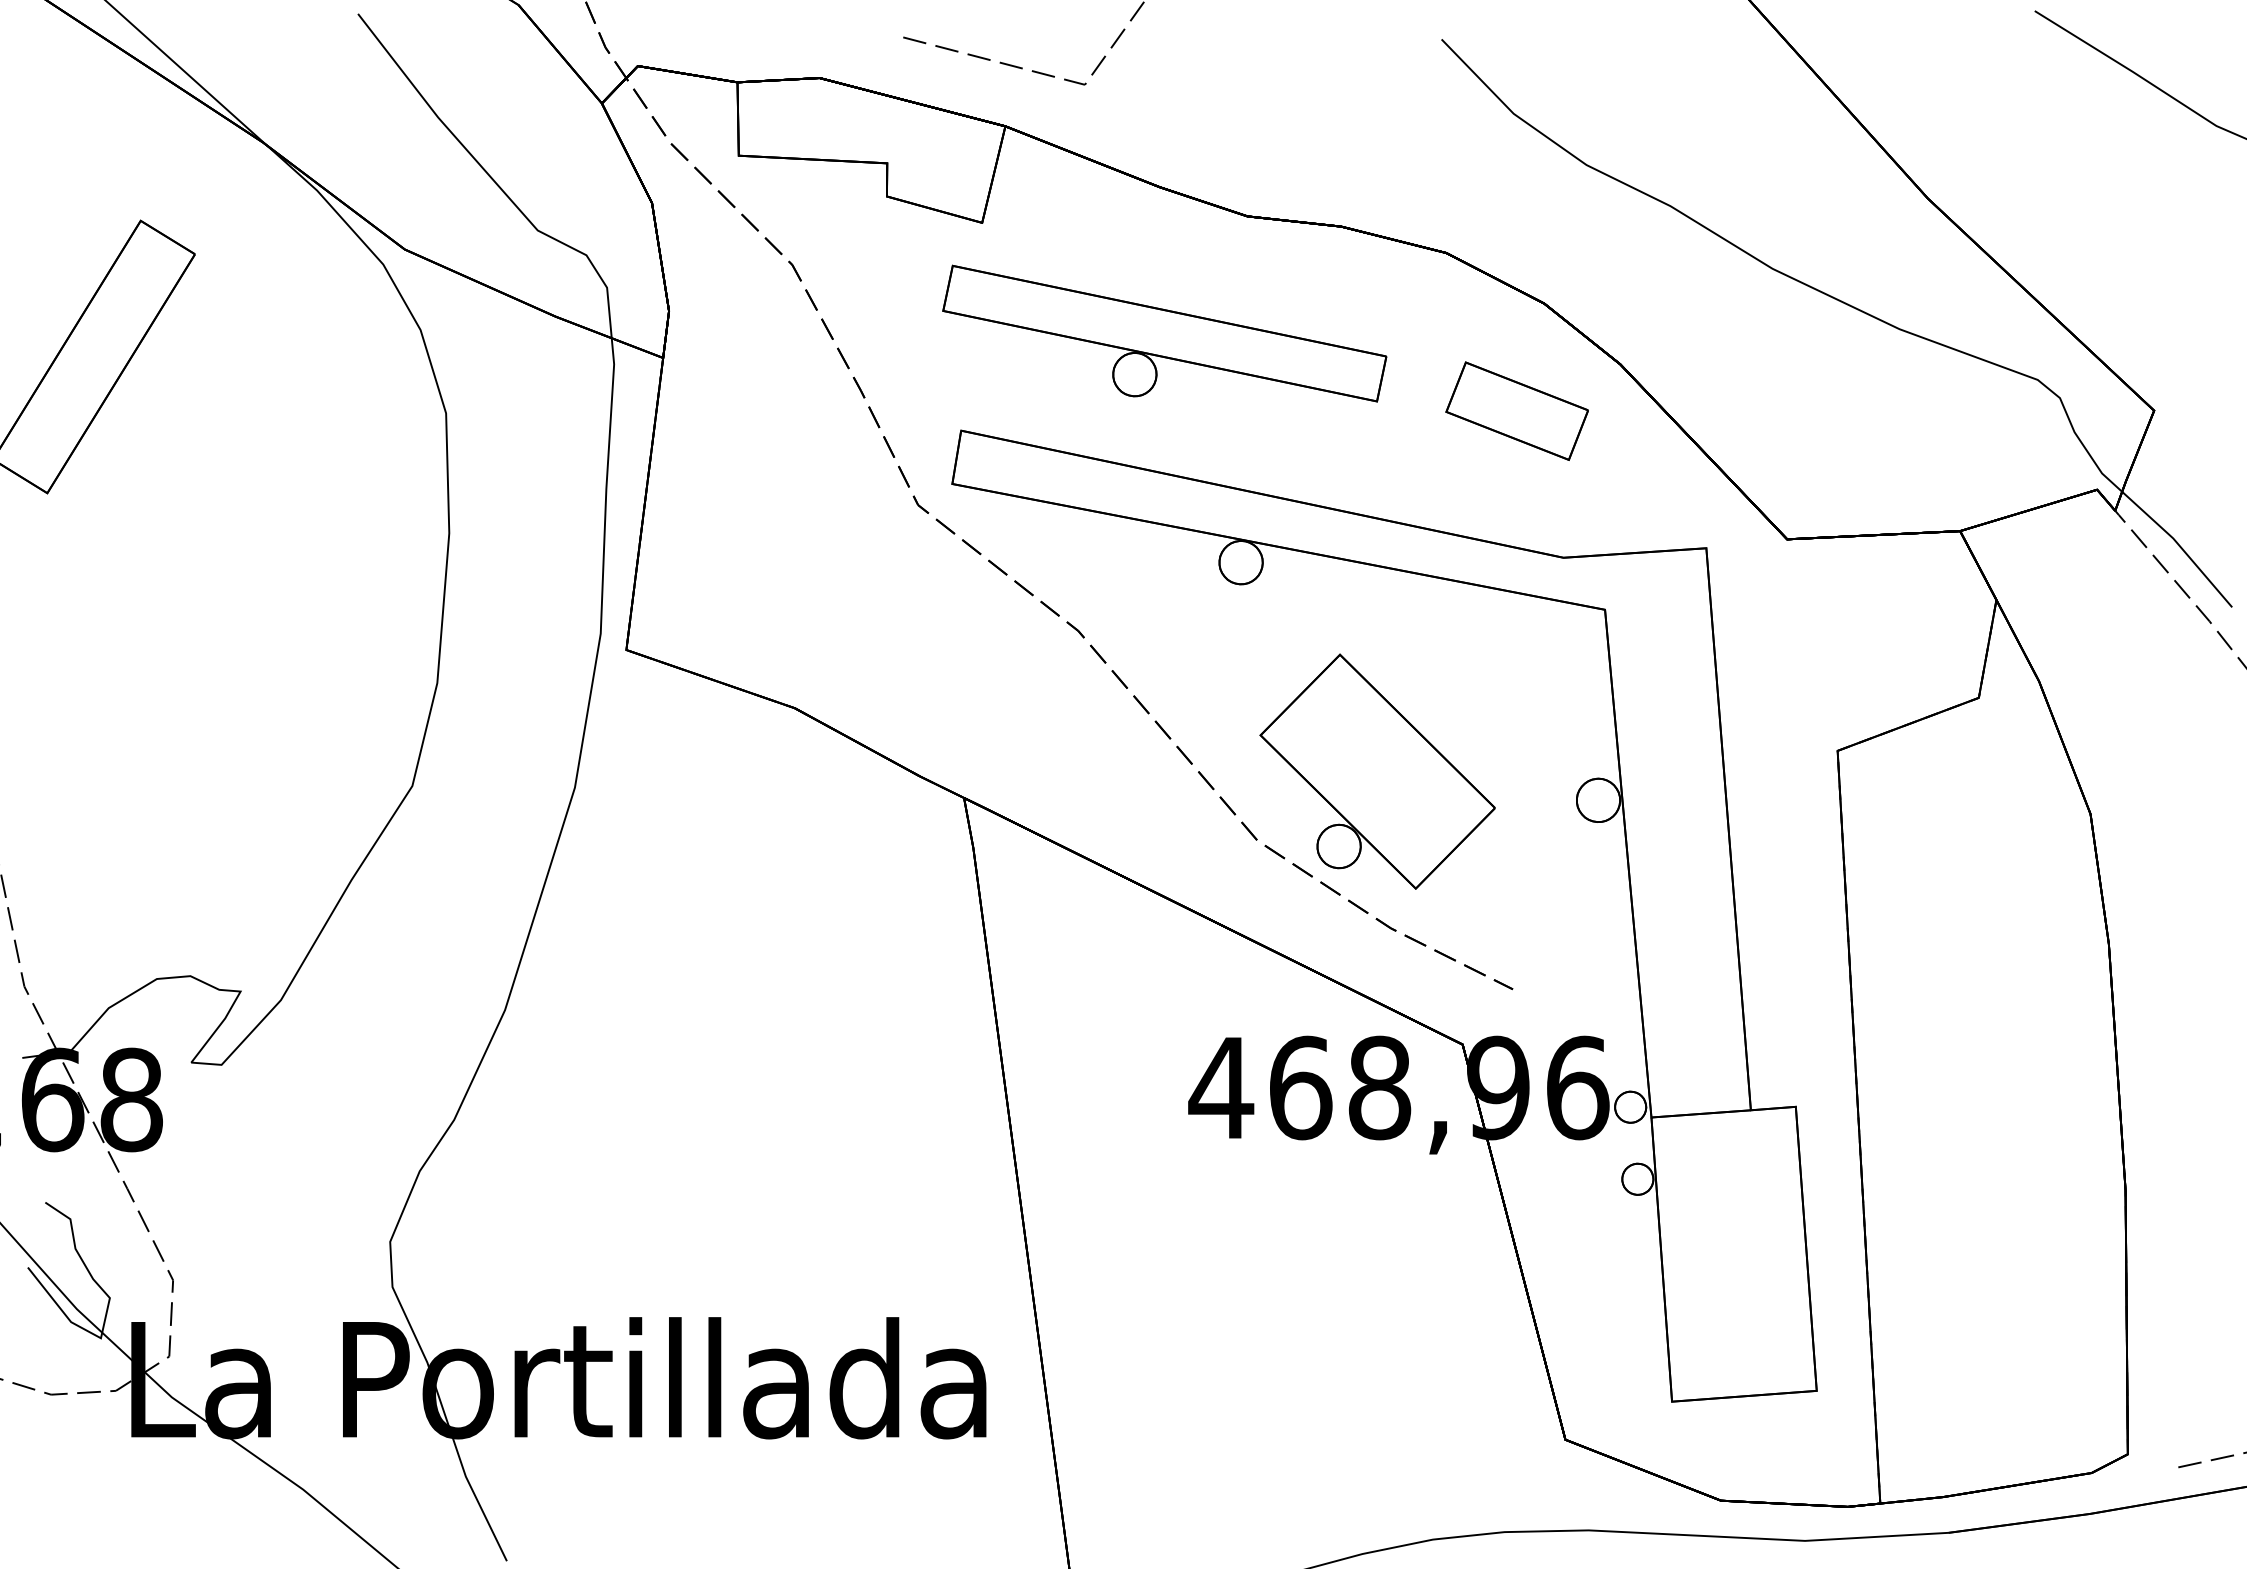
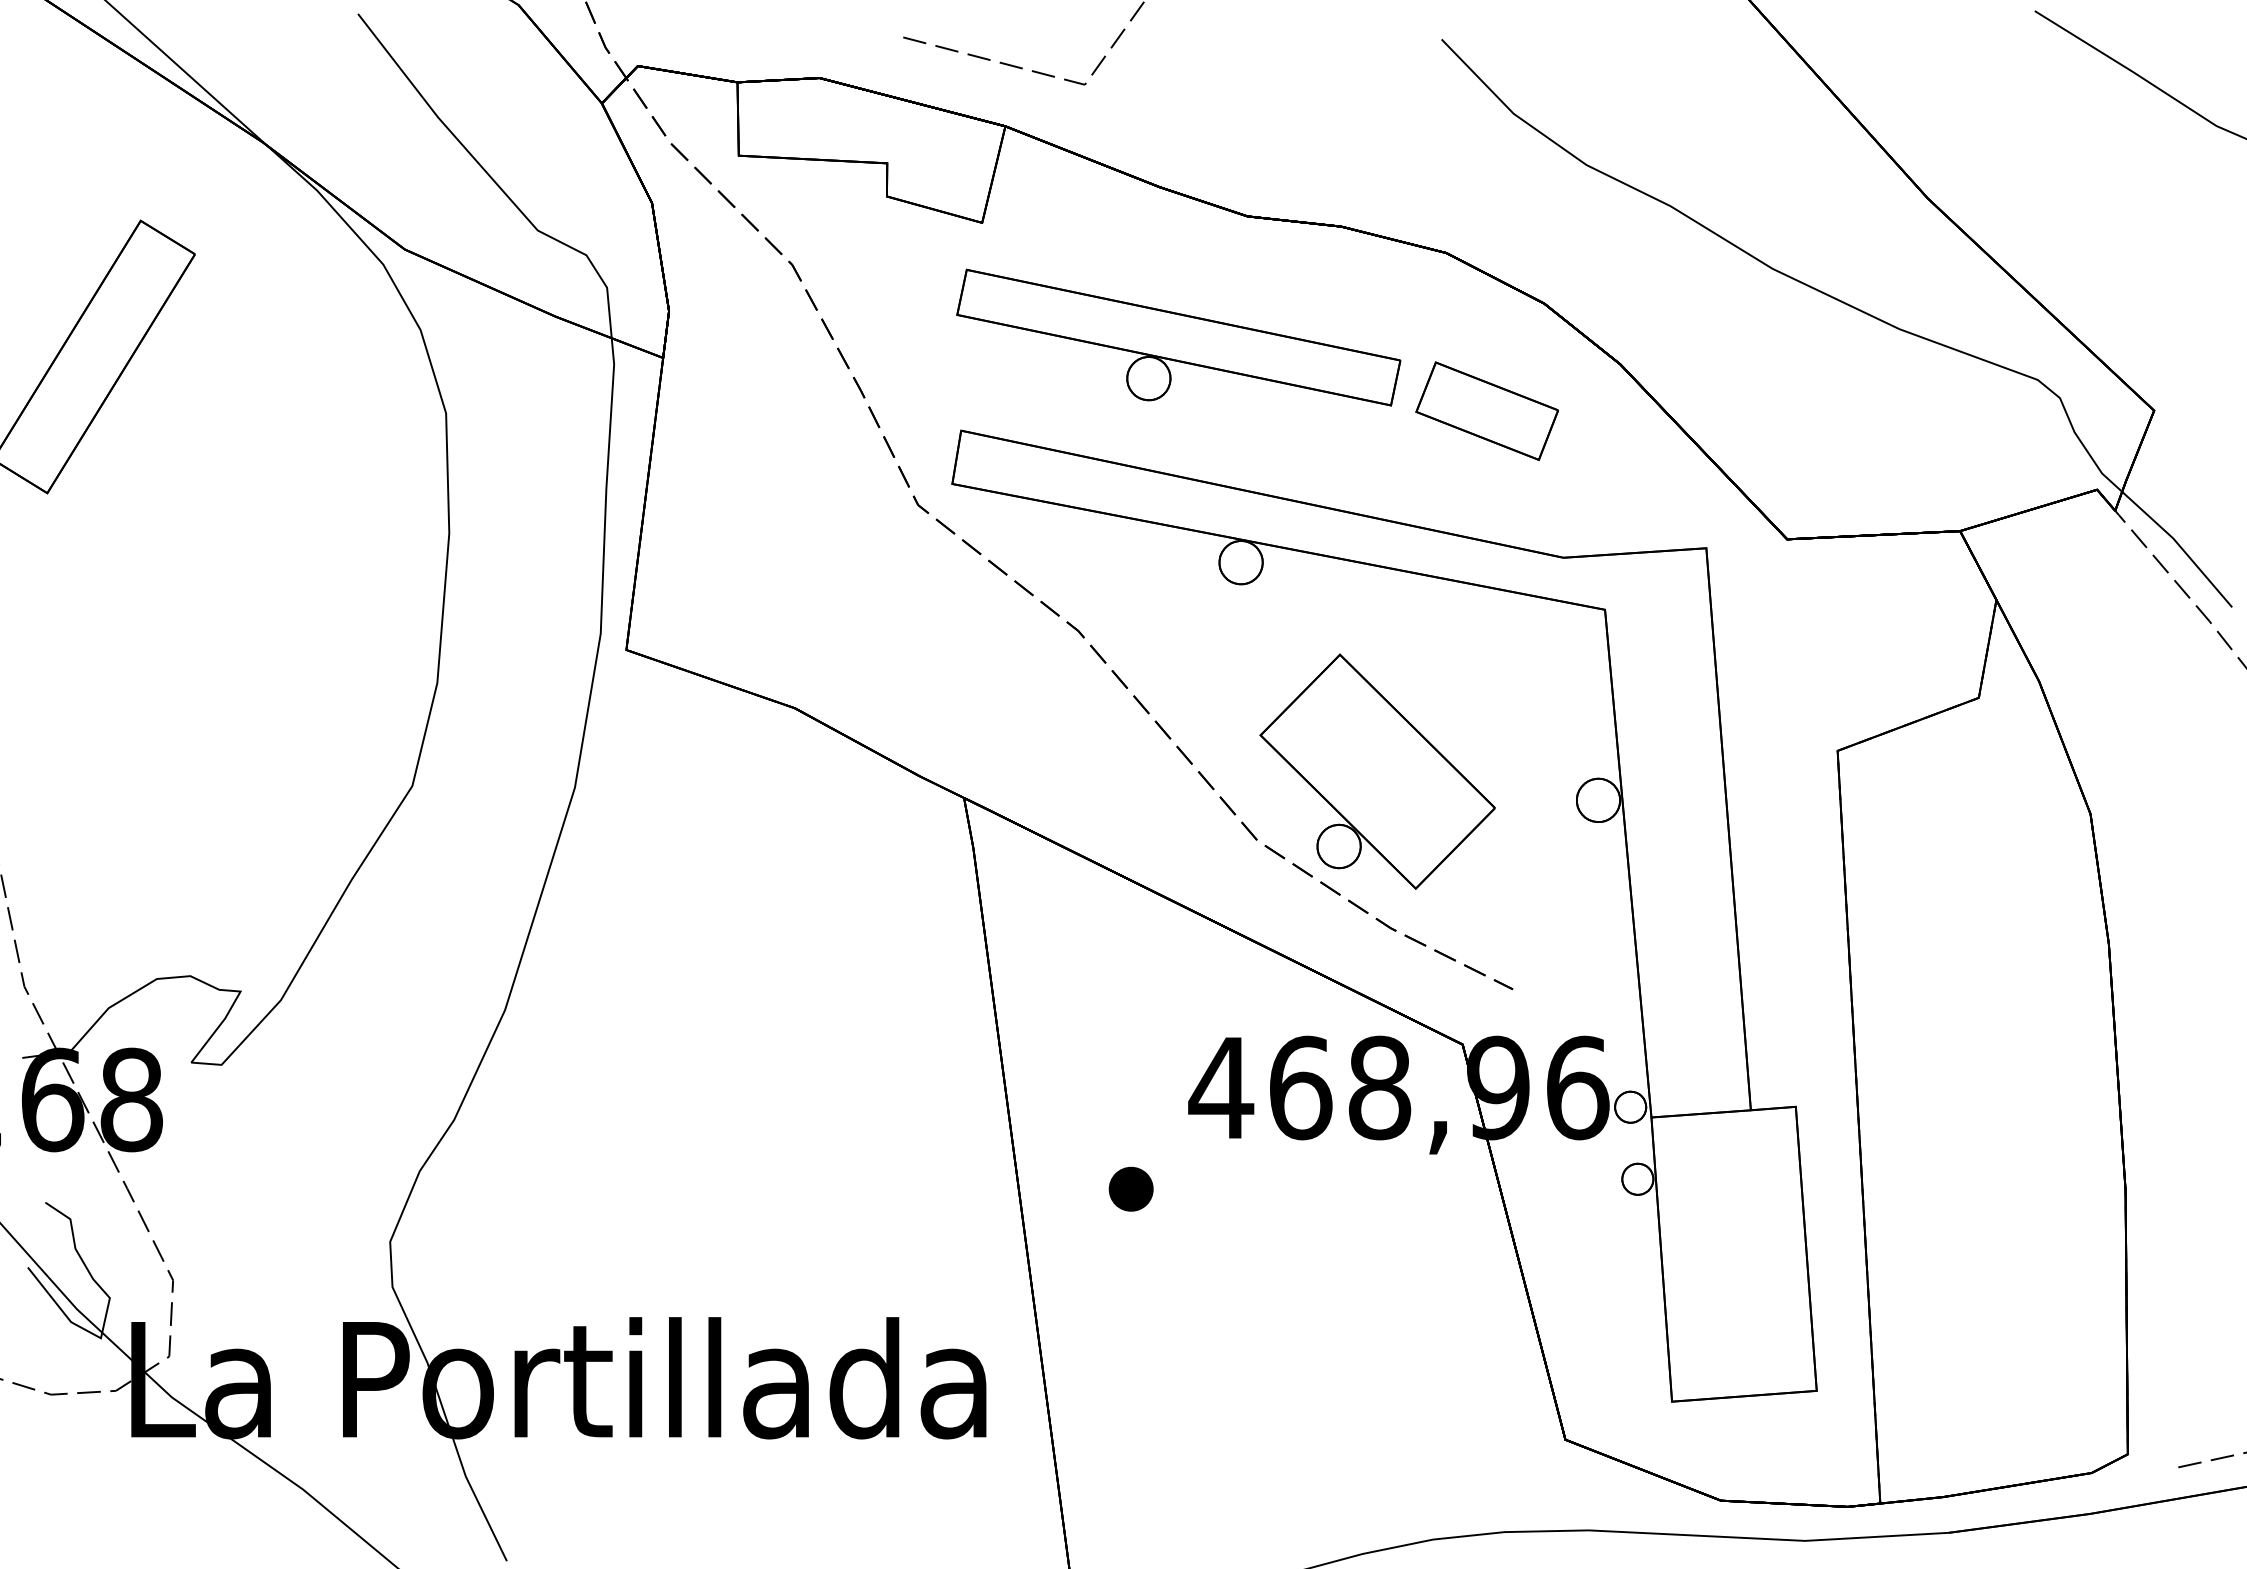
part position: (1164, 333) -> (1178, 337) (1178, 337)
part position: (1516, 410) -> (1486, 410) (1486, 410)
part: none -> present (1130, 1188)
